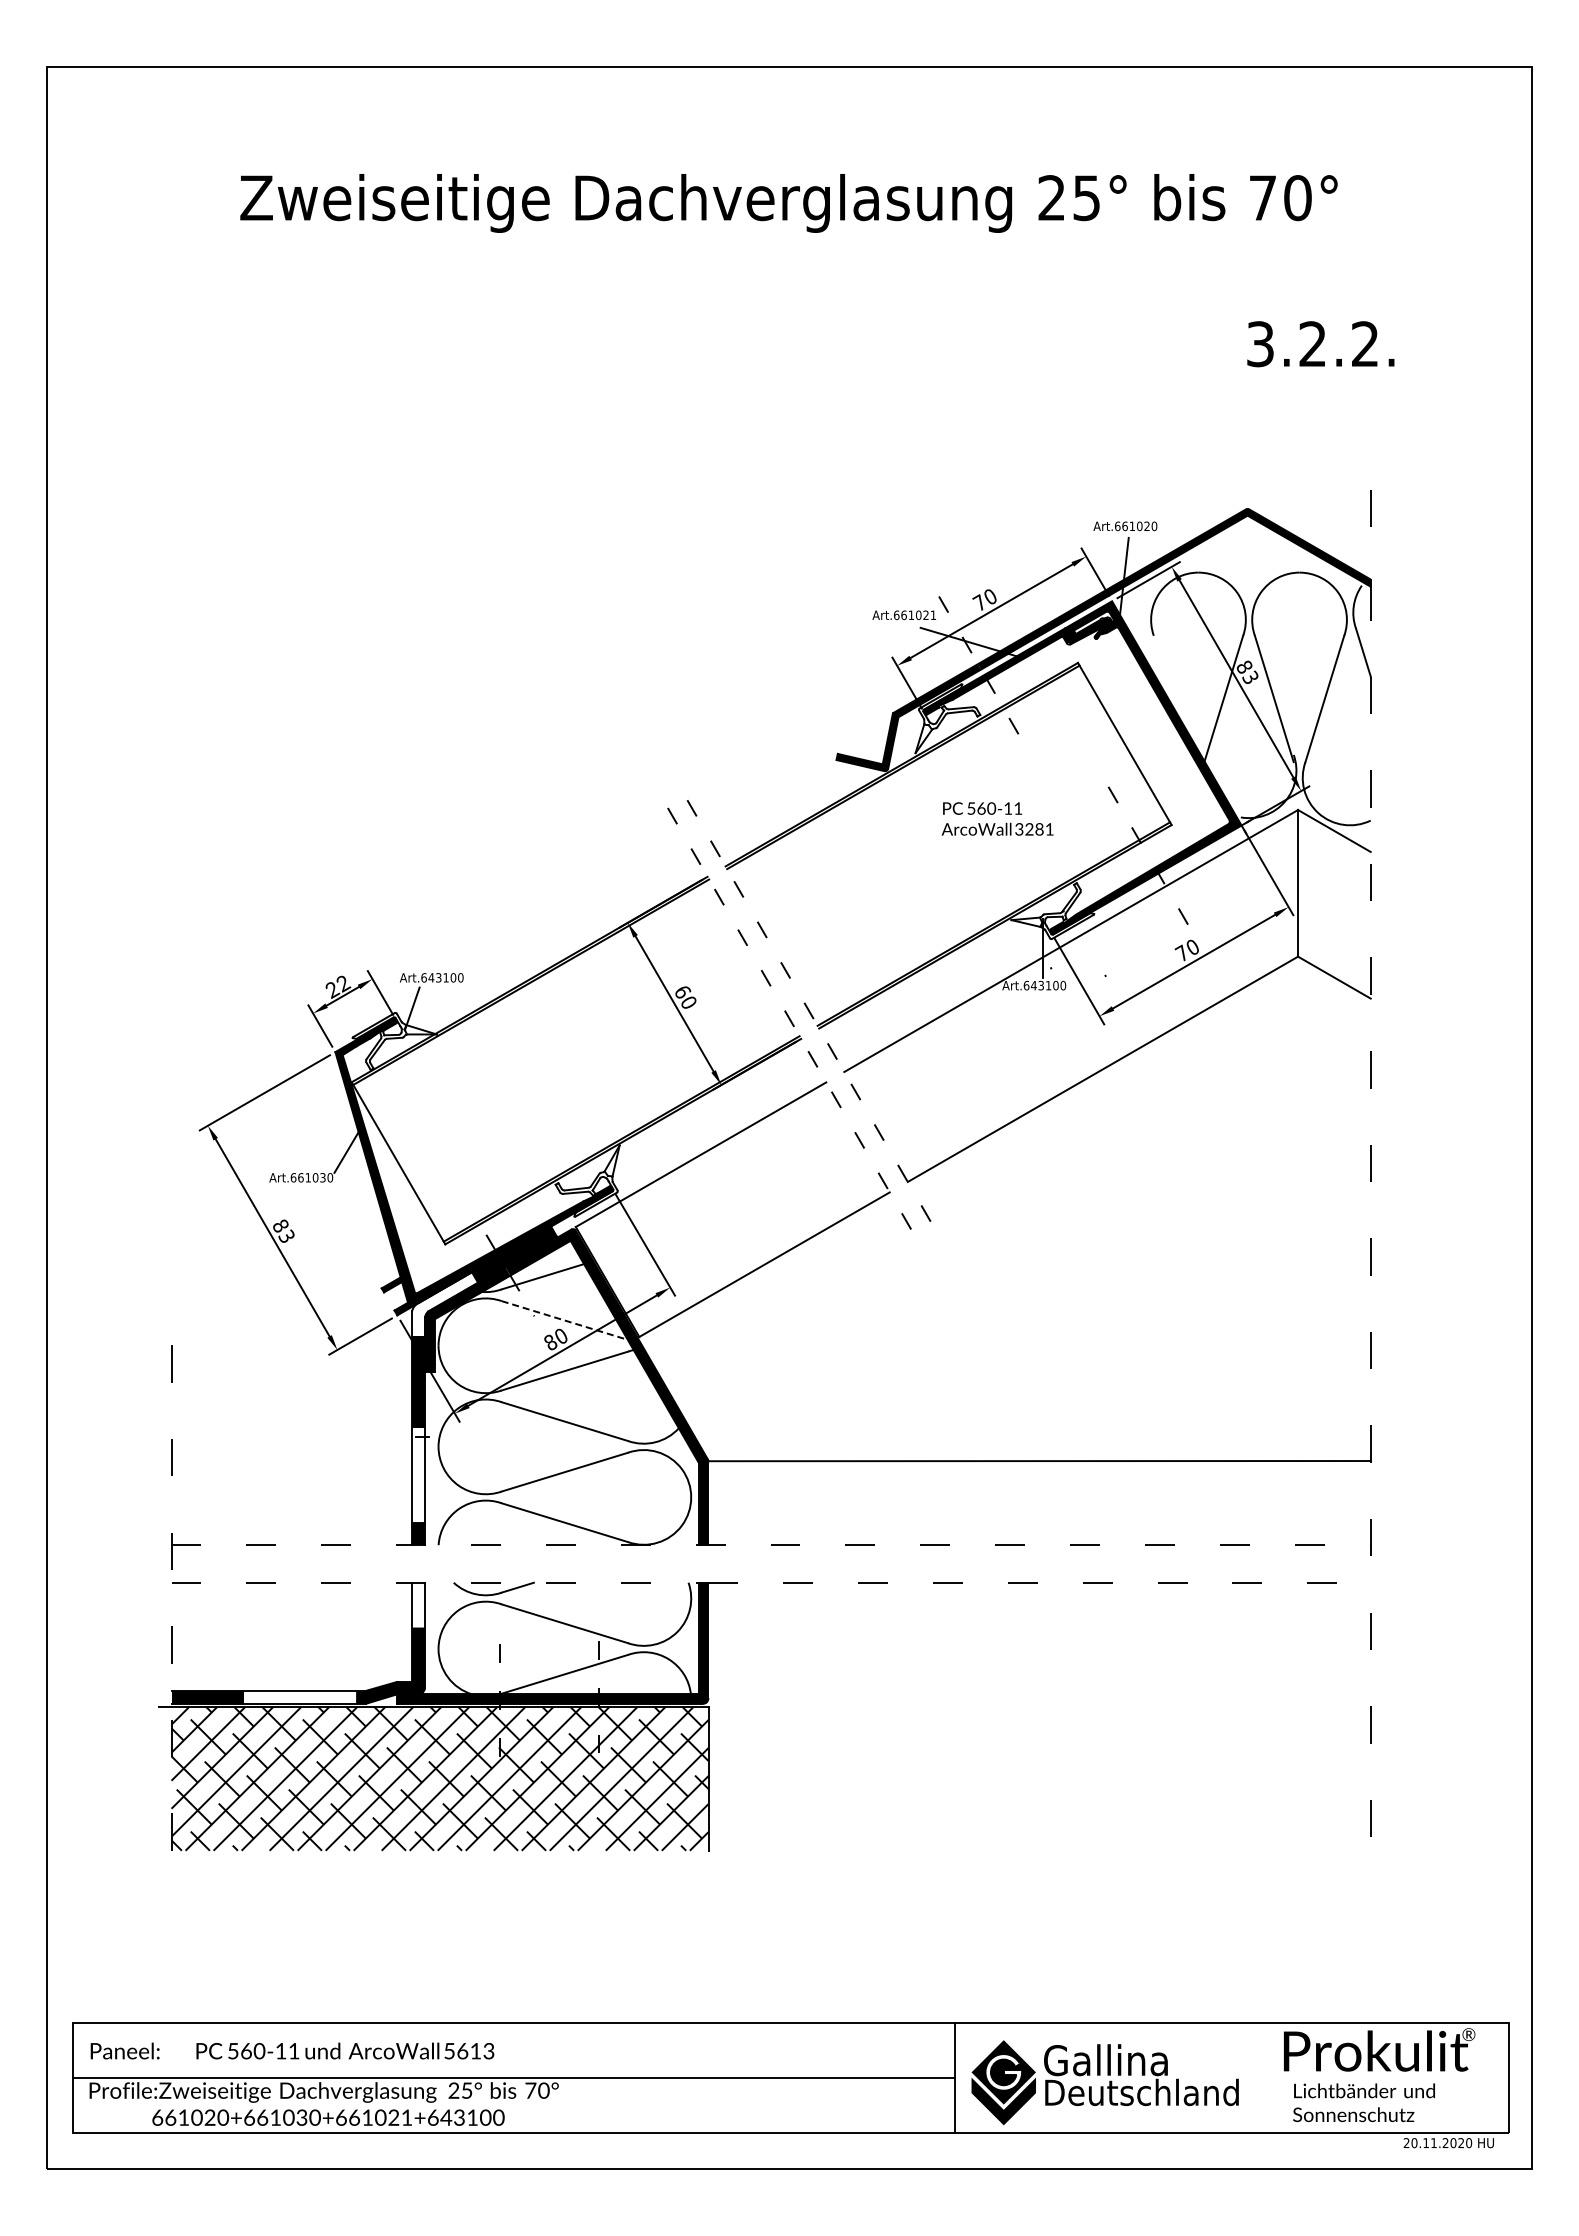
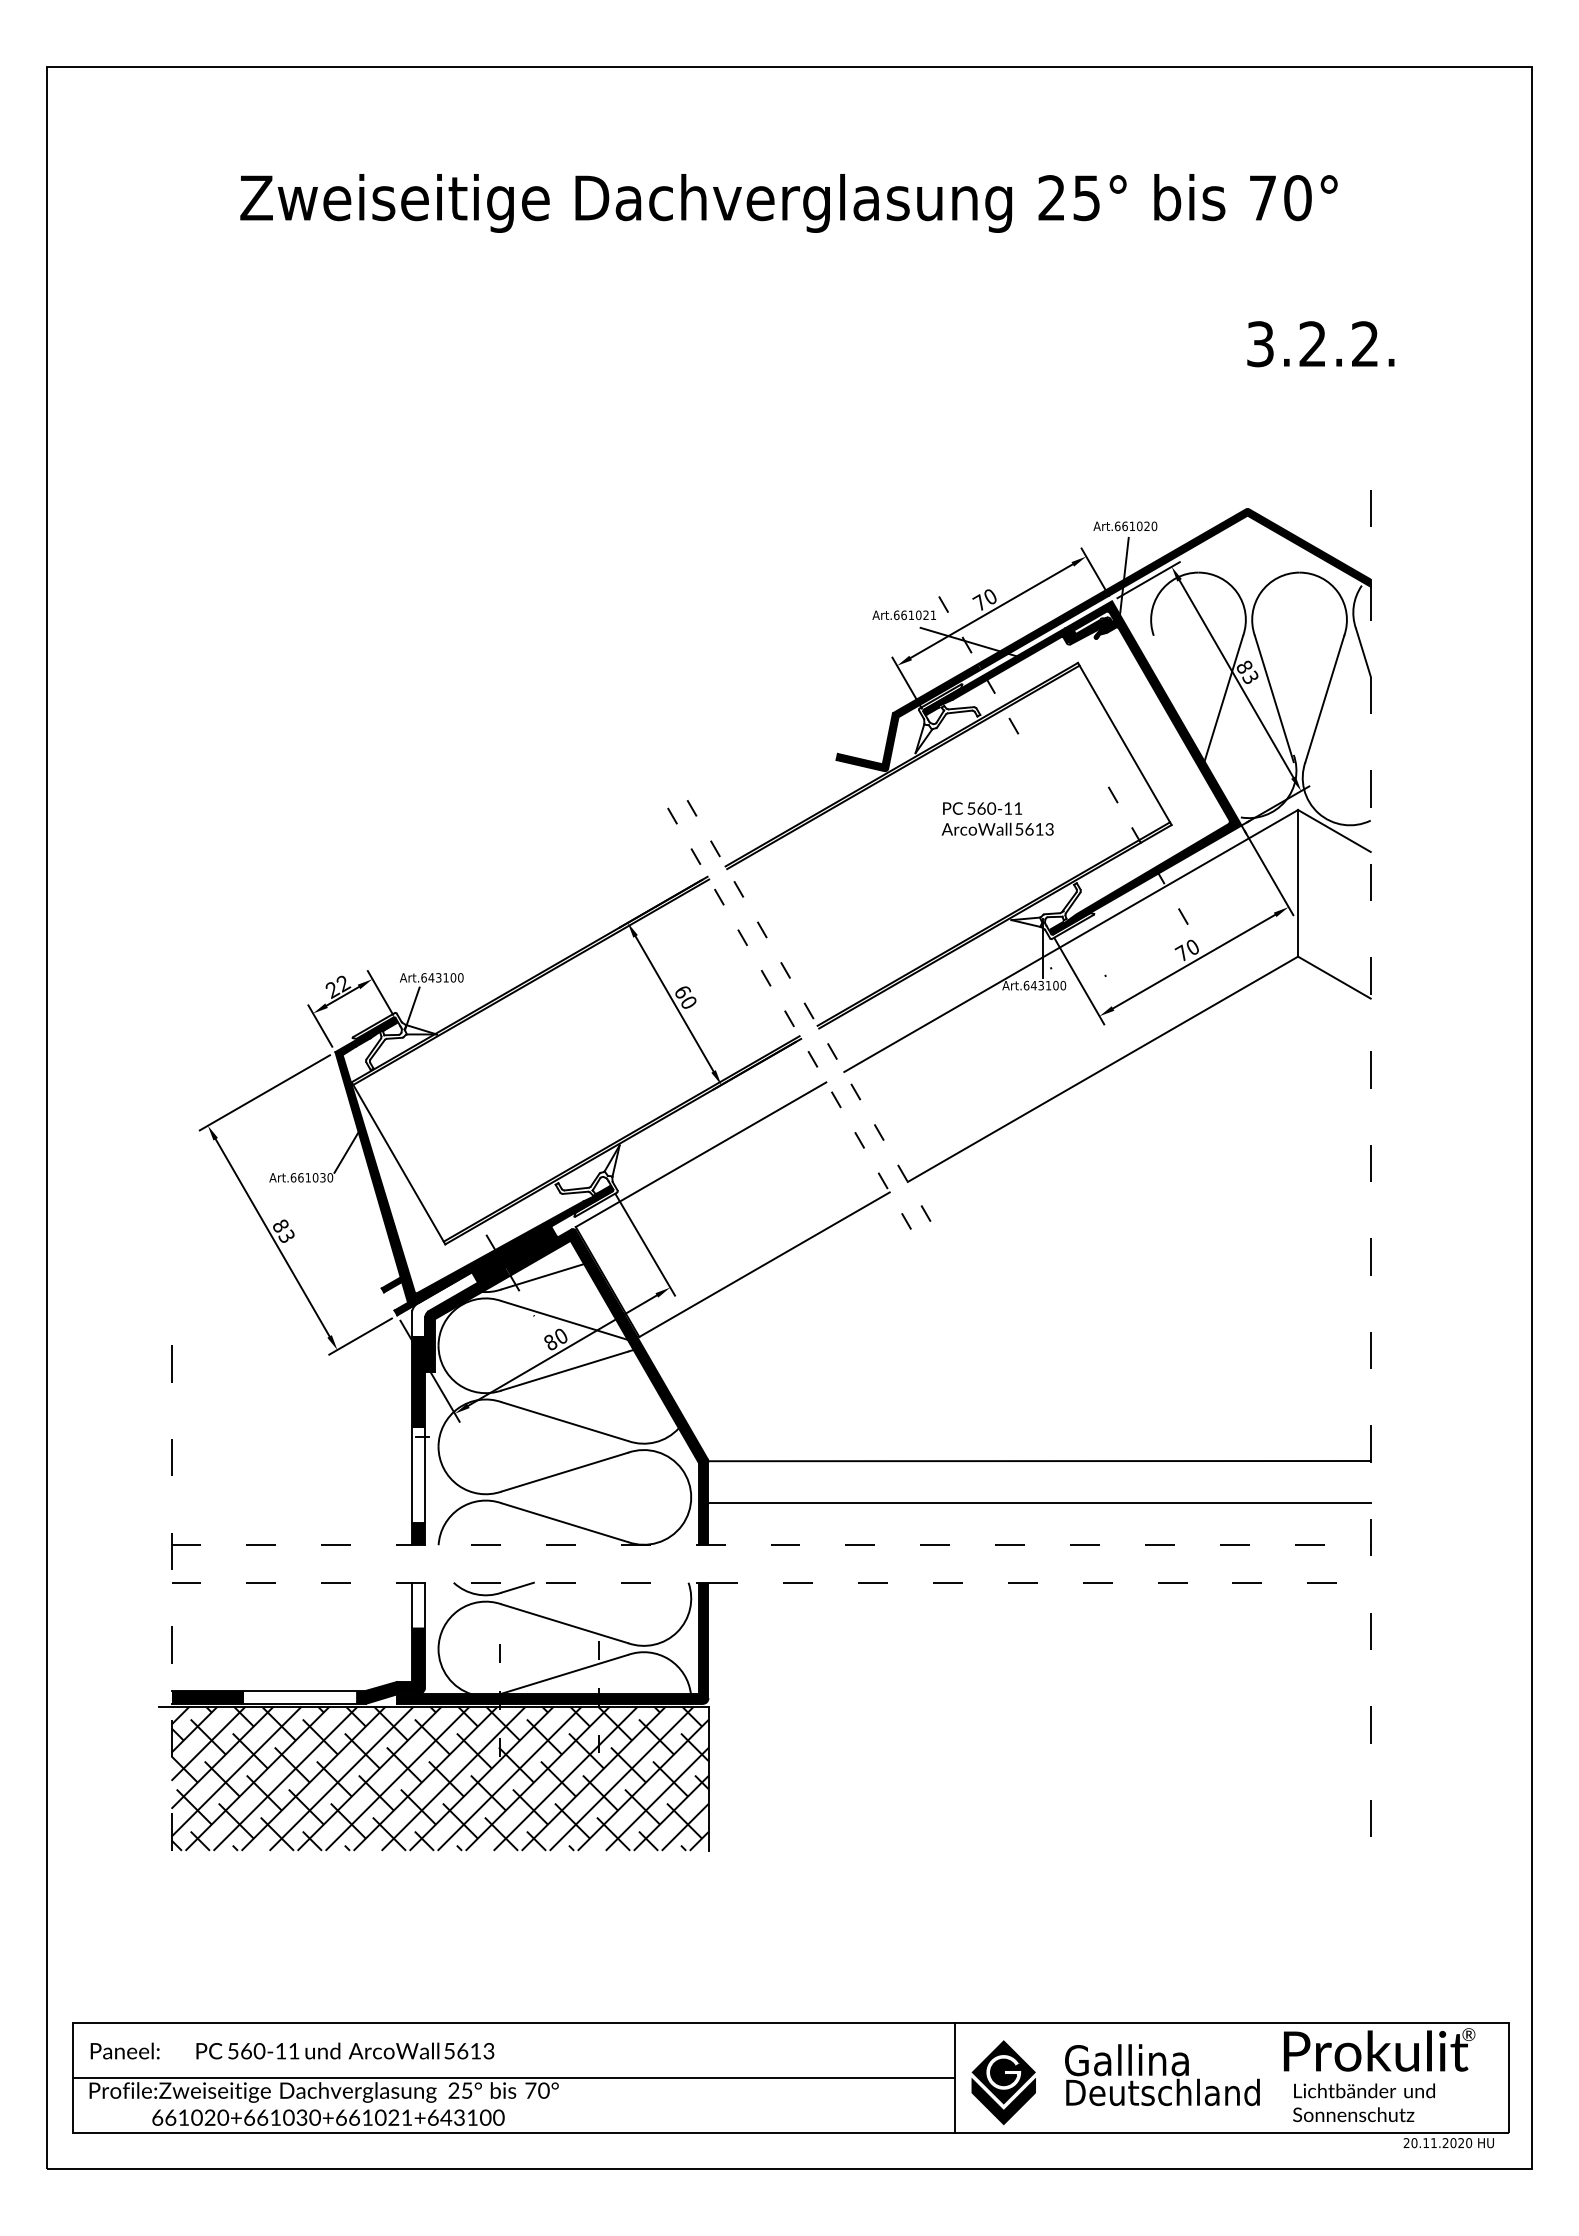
text: 3281 -> 5613 (1034, 829)
line: dashed -> solid (564, 1320)
line: none -> present (1039, 1503)
text position: (1141, 2075) -> (1162, 2075) (1162, 2075)
